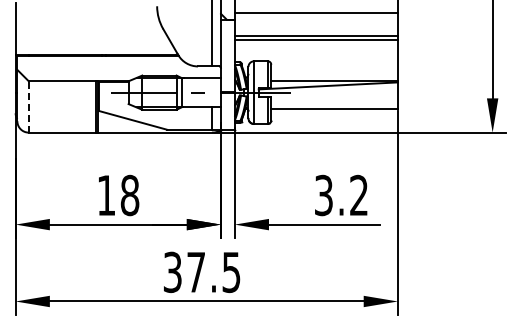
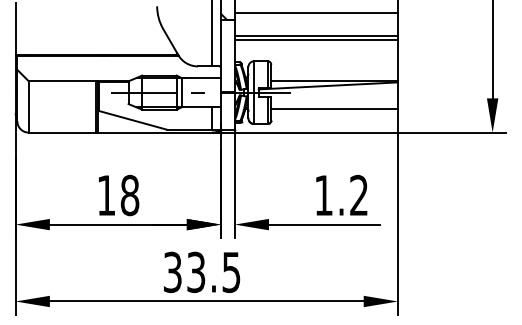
line: dashed -> solid (28, 106)
text: 3.2 -> 1.2 (323, 195)
text: 37.5 -> 33.5 (196, 272)
